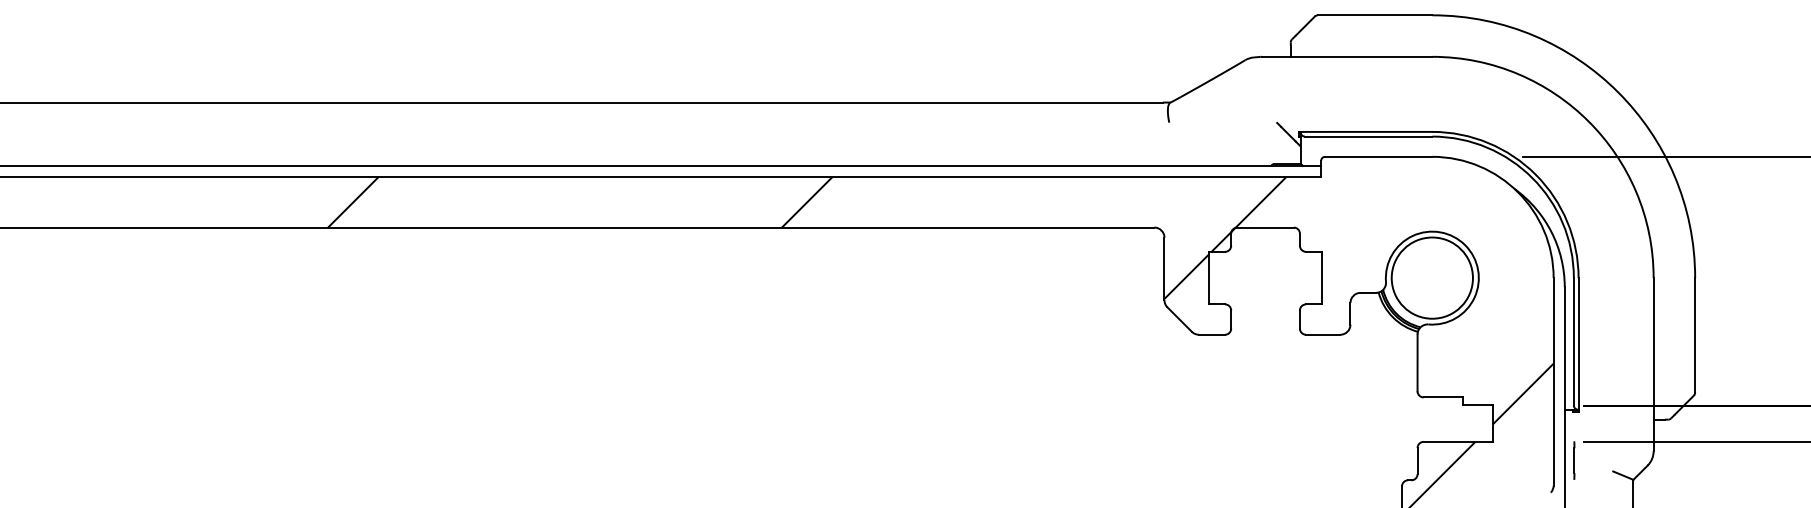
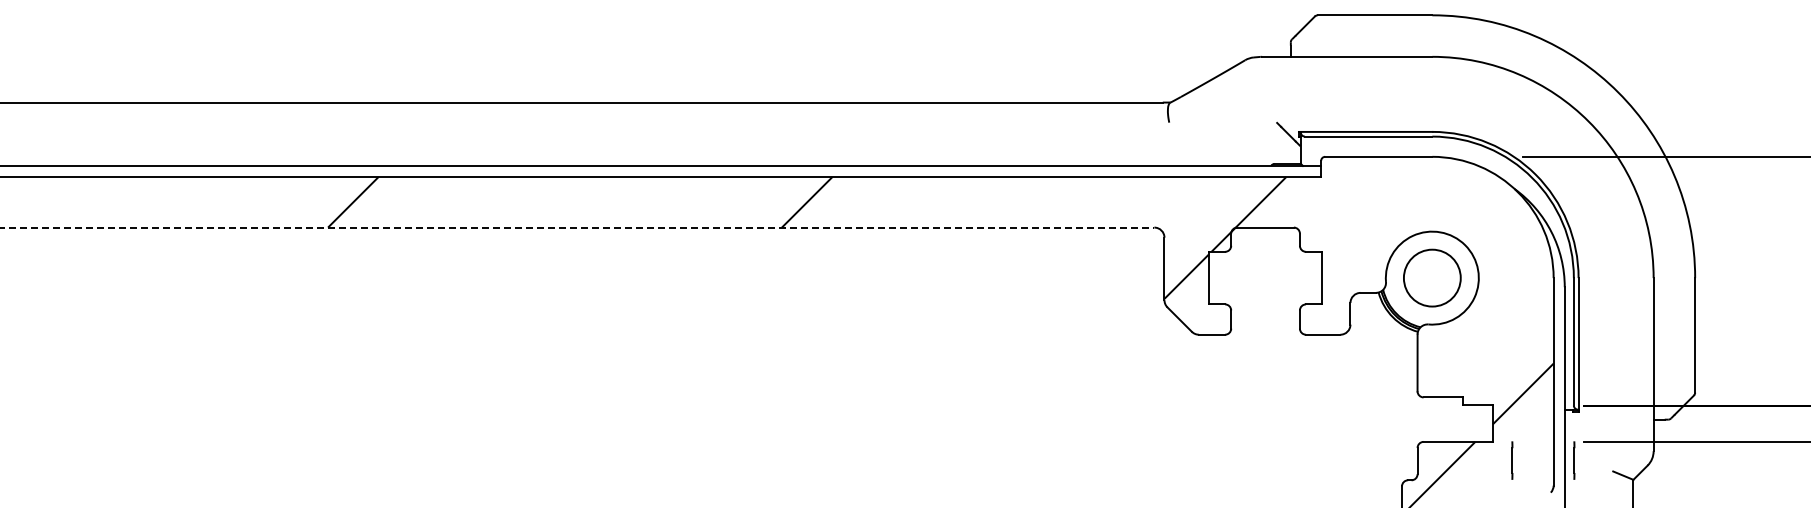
line: solid -> dashed (577, 227)
circle diameter: 81 px -> 57 px (1431, 277)
line: none -> present (1512, 460)
